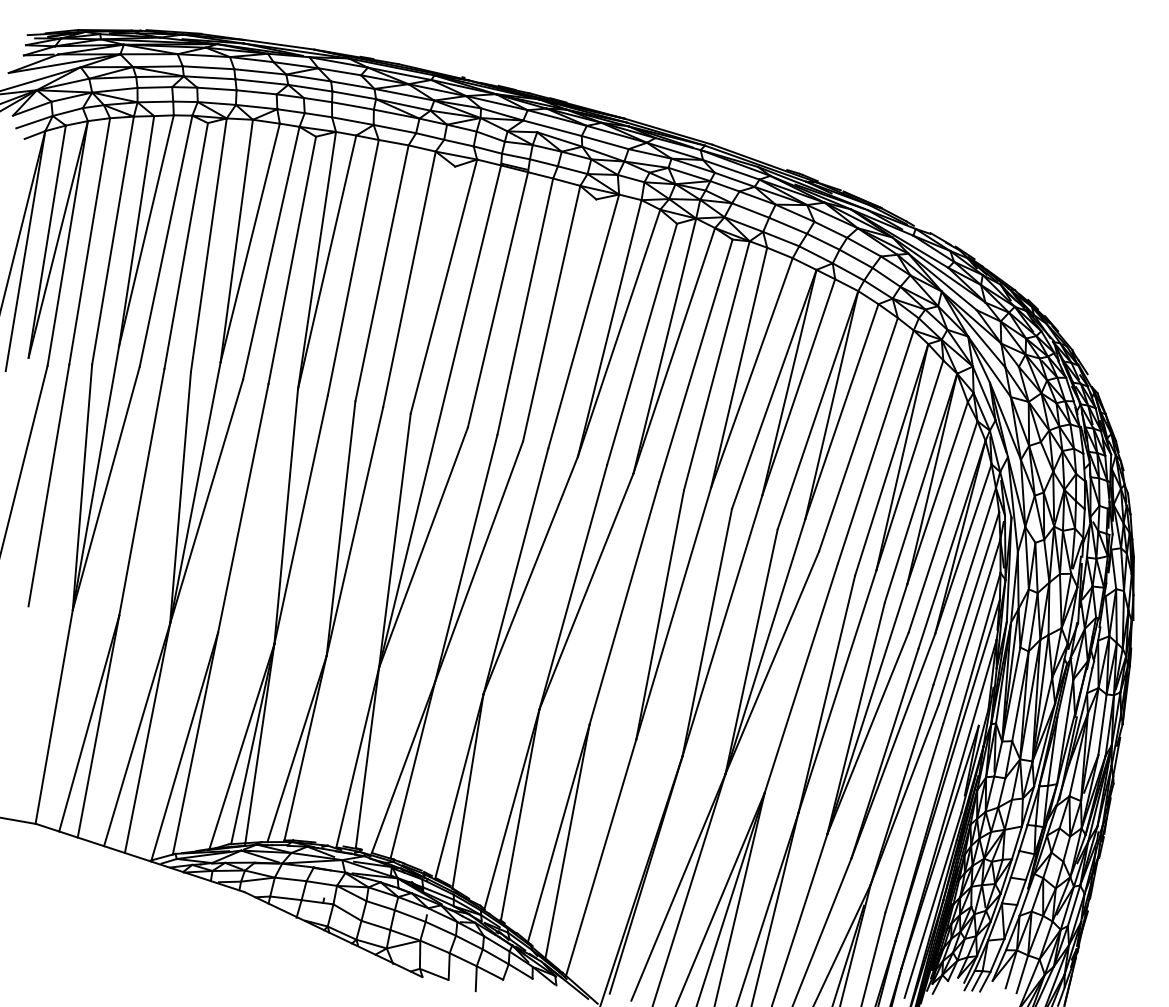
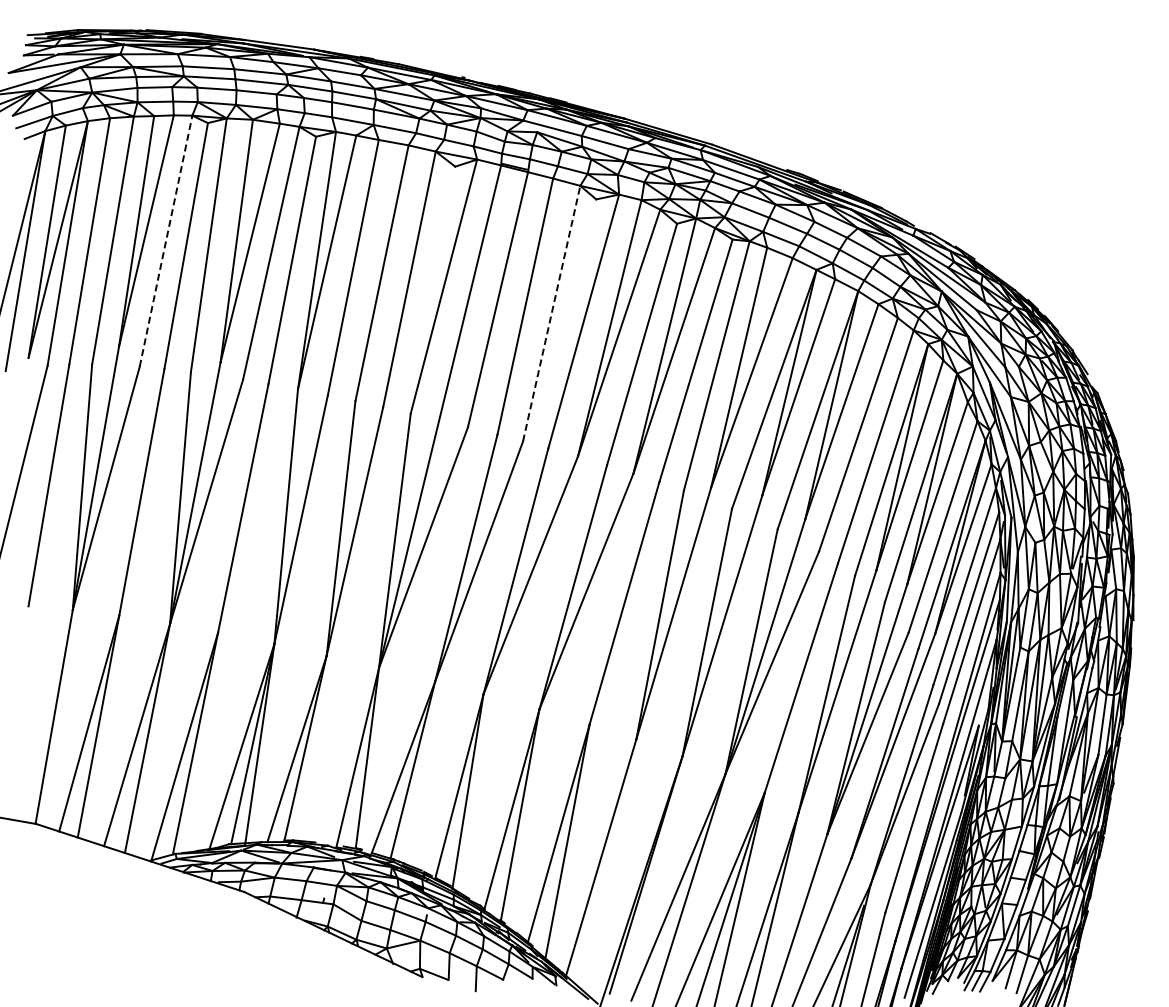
line: solid -> dashed (166, 240)
line: solid -> dashed (551, 313)
